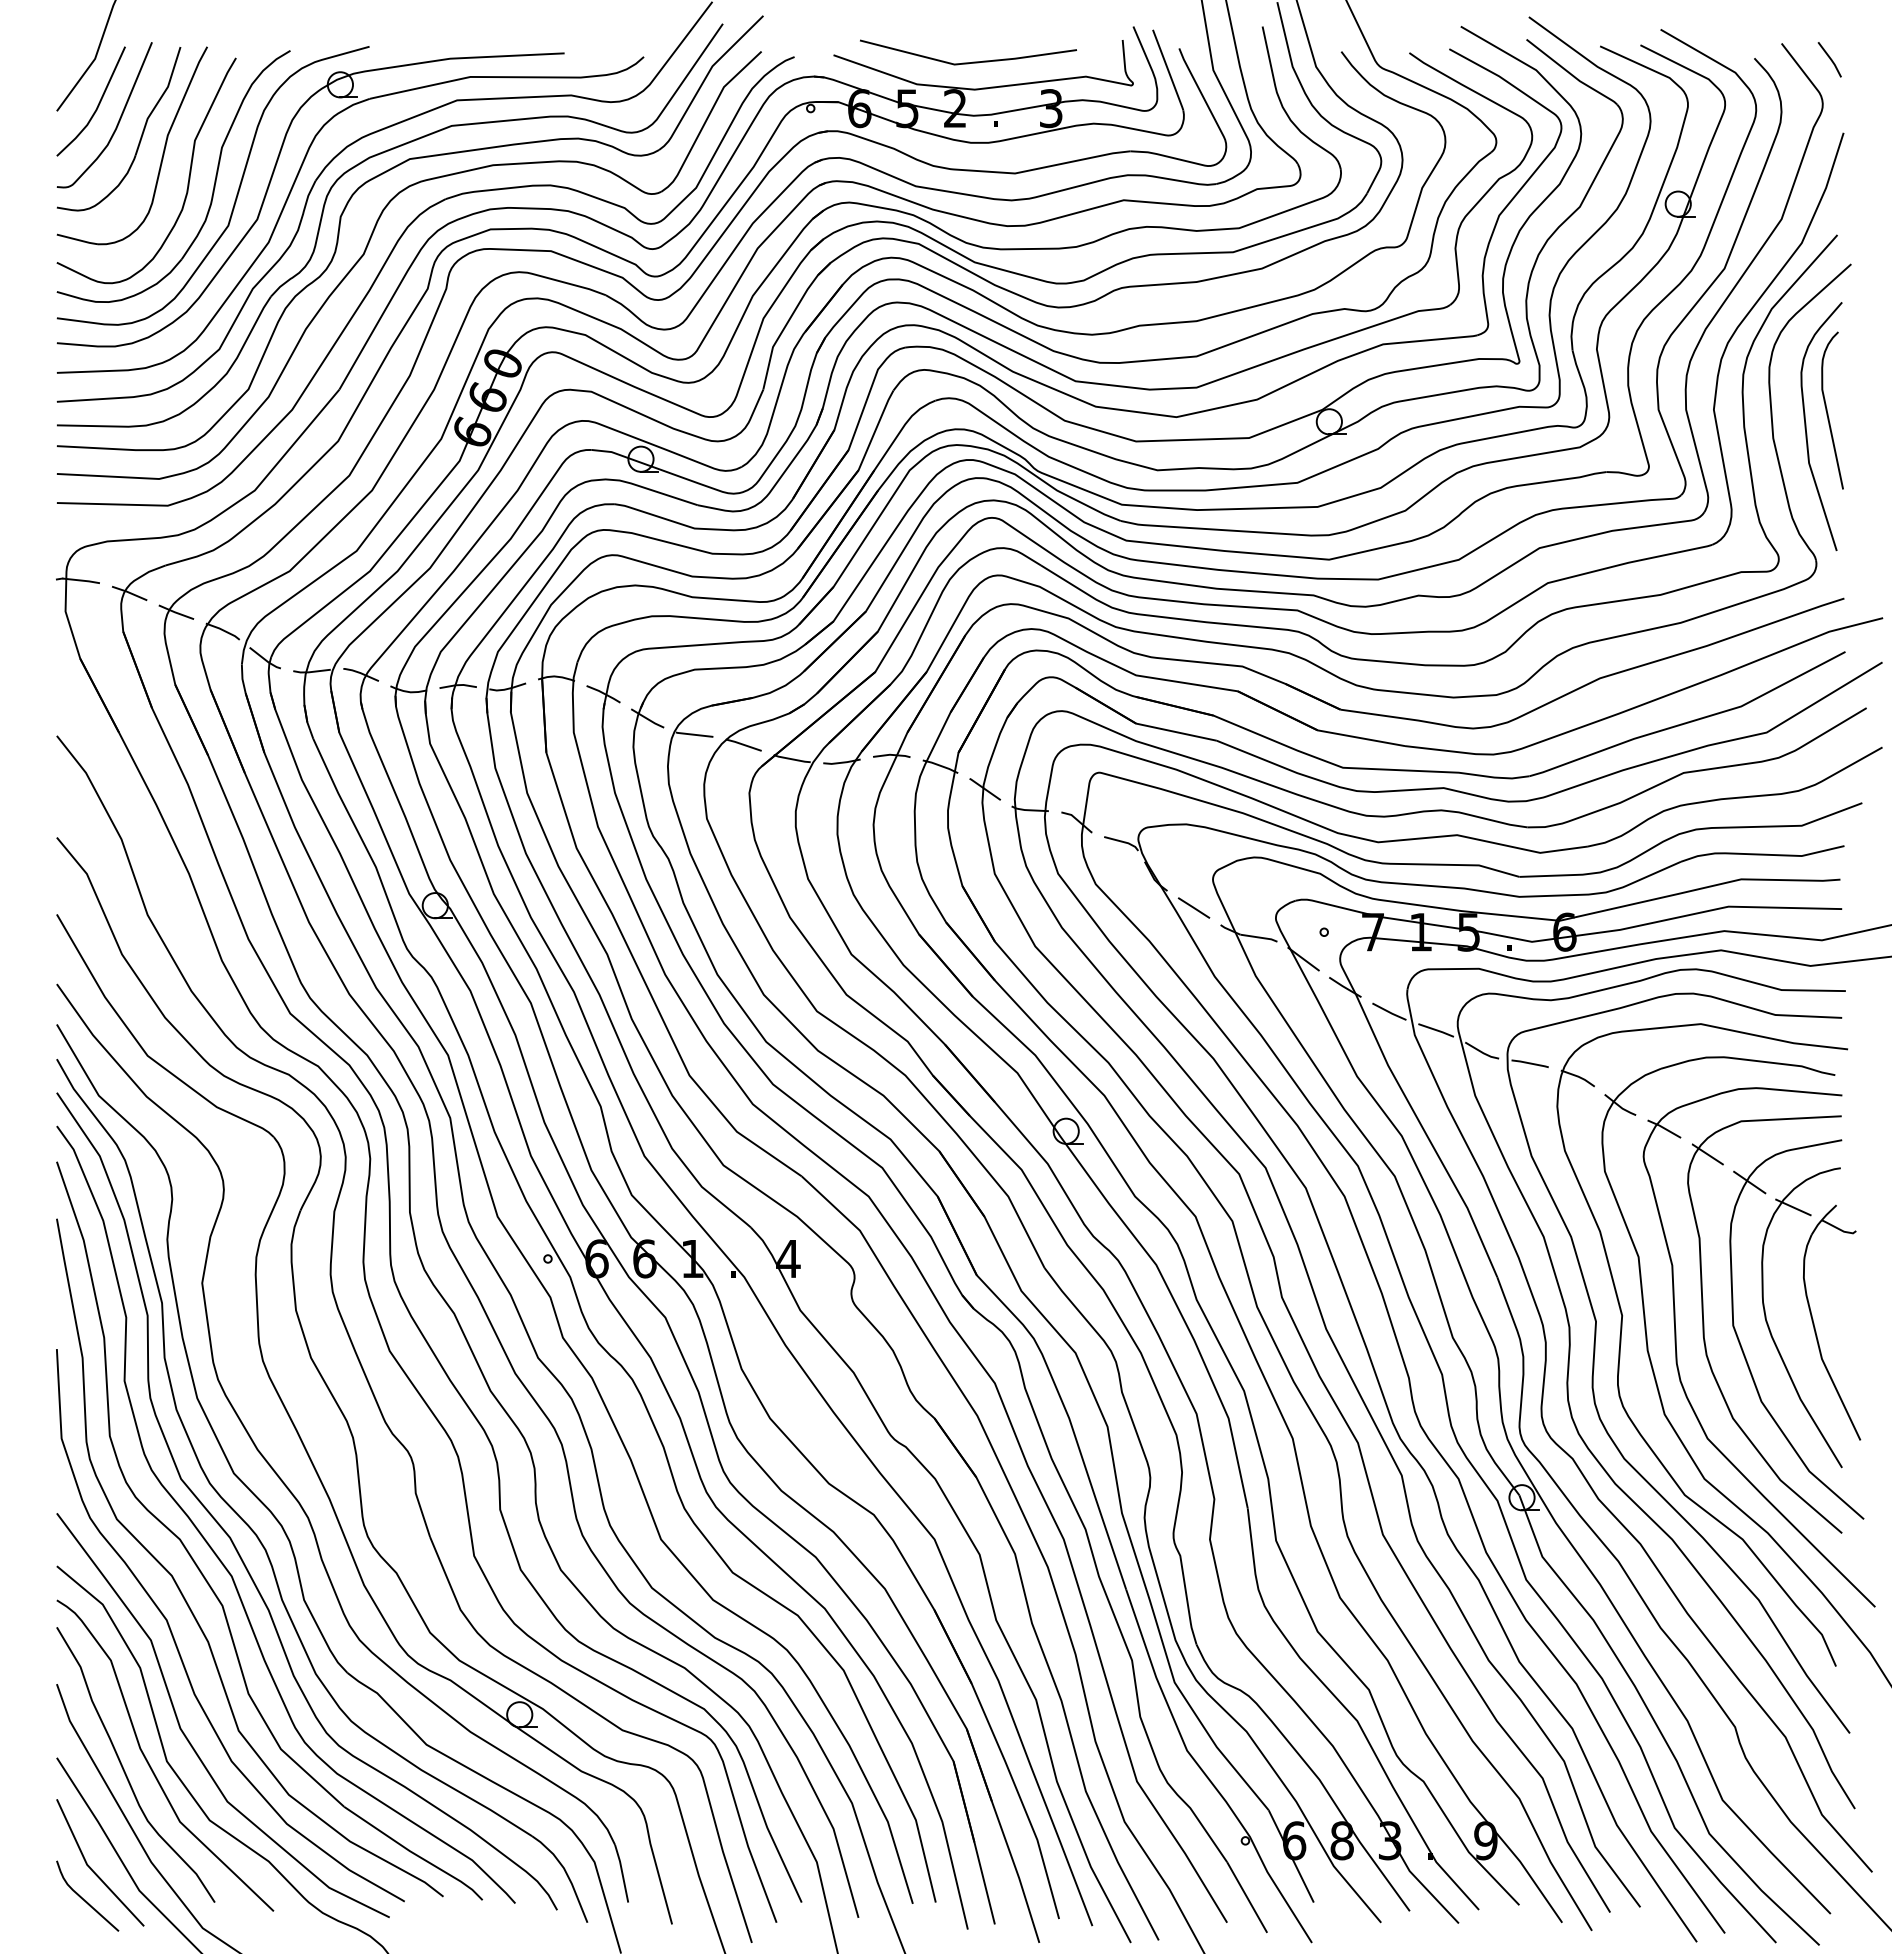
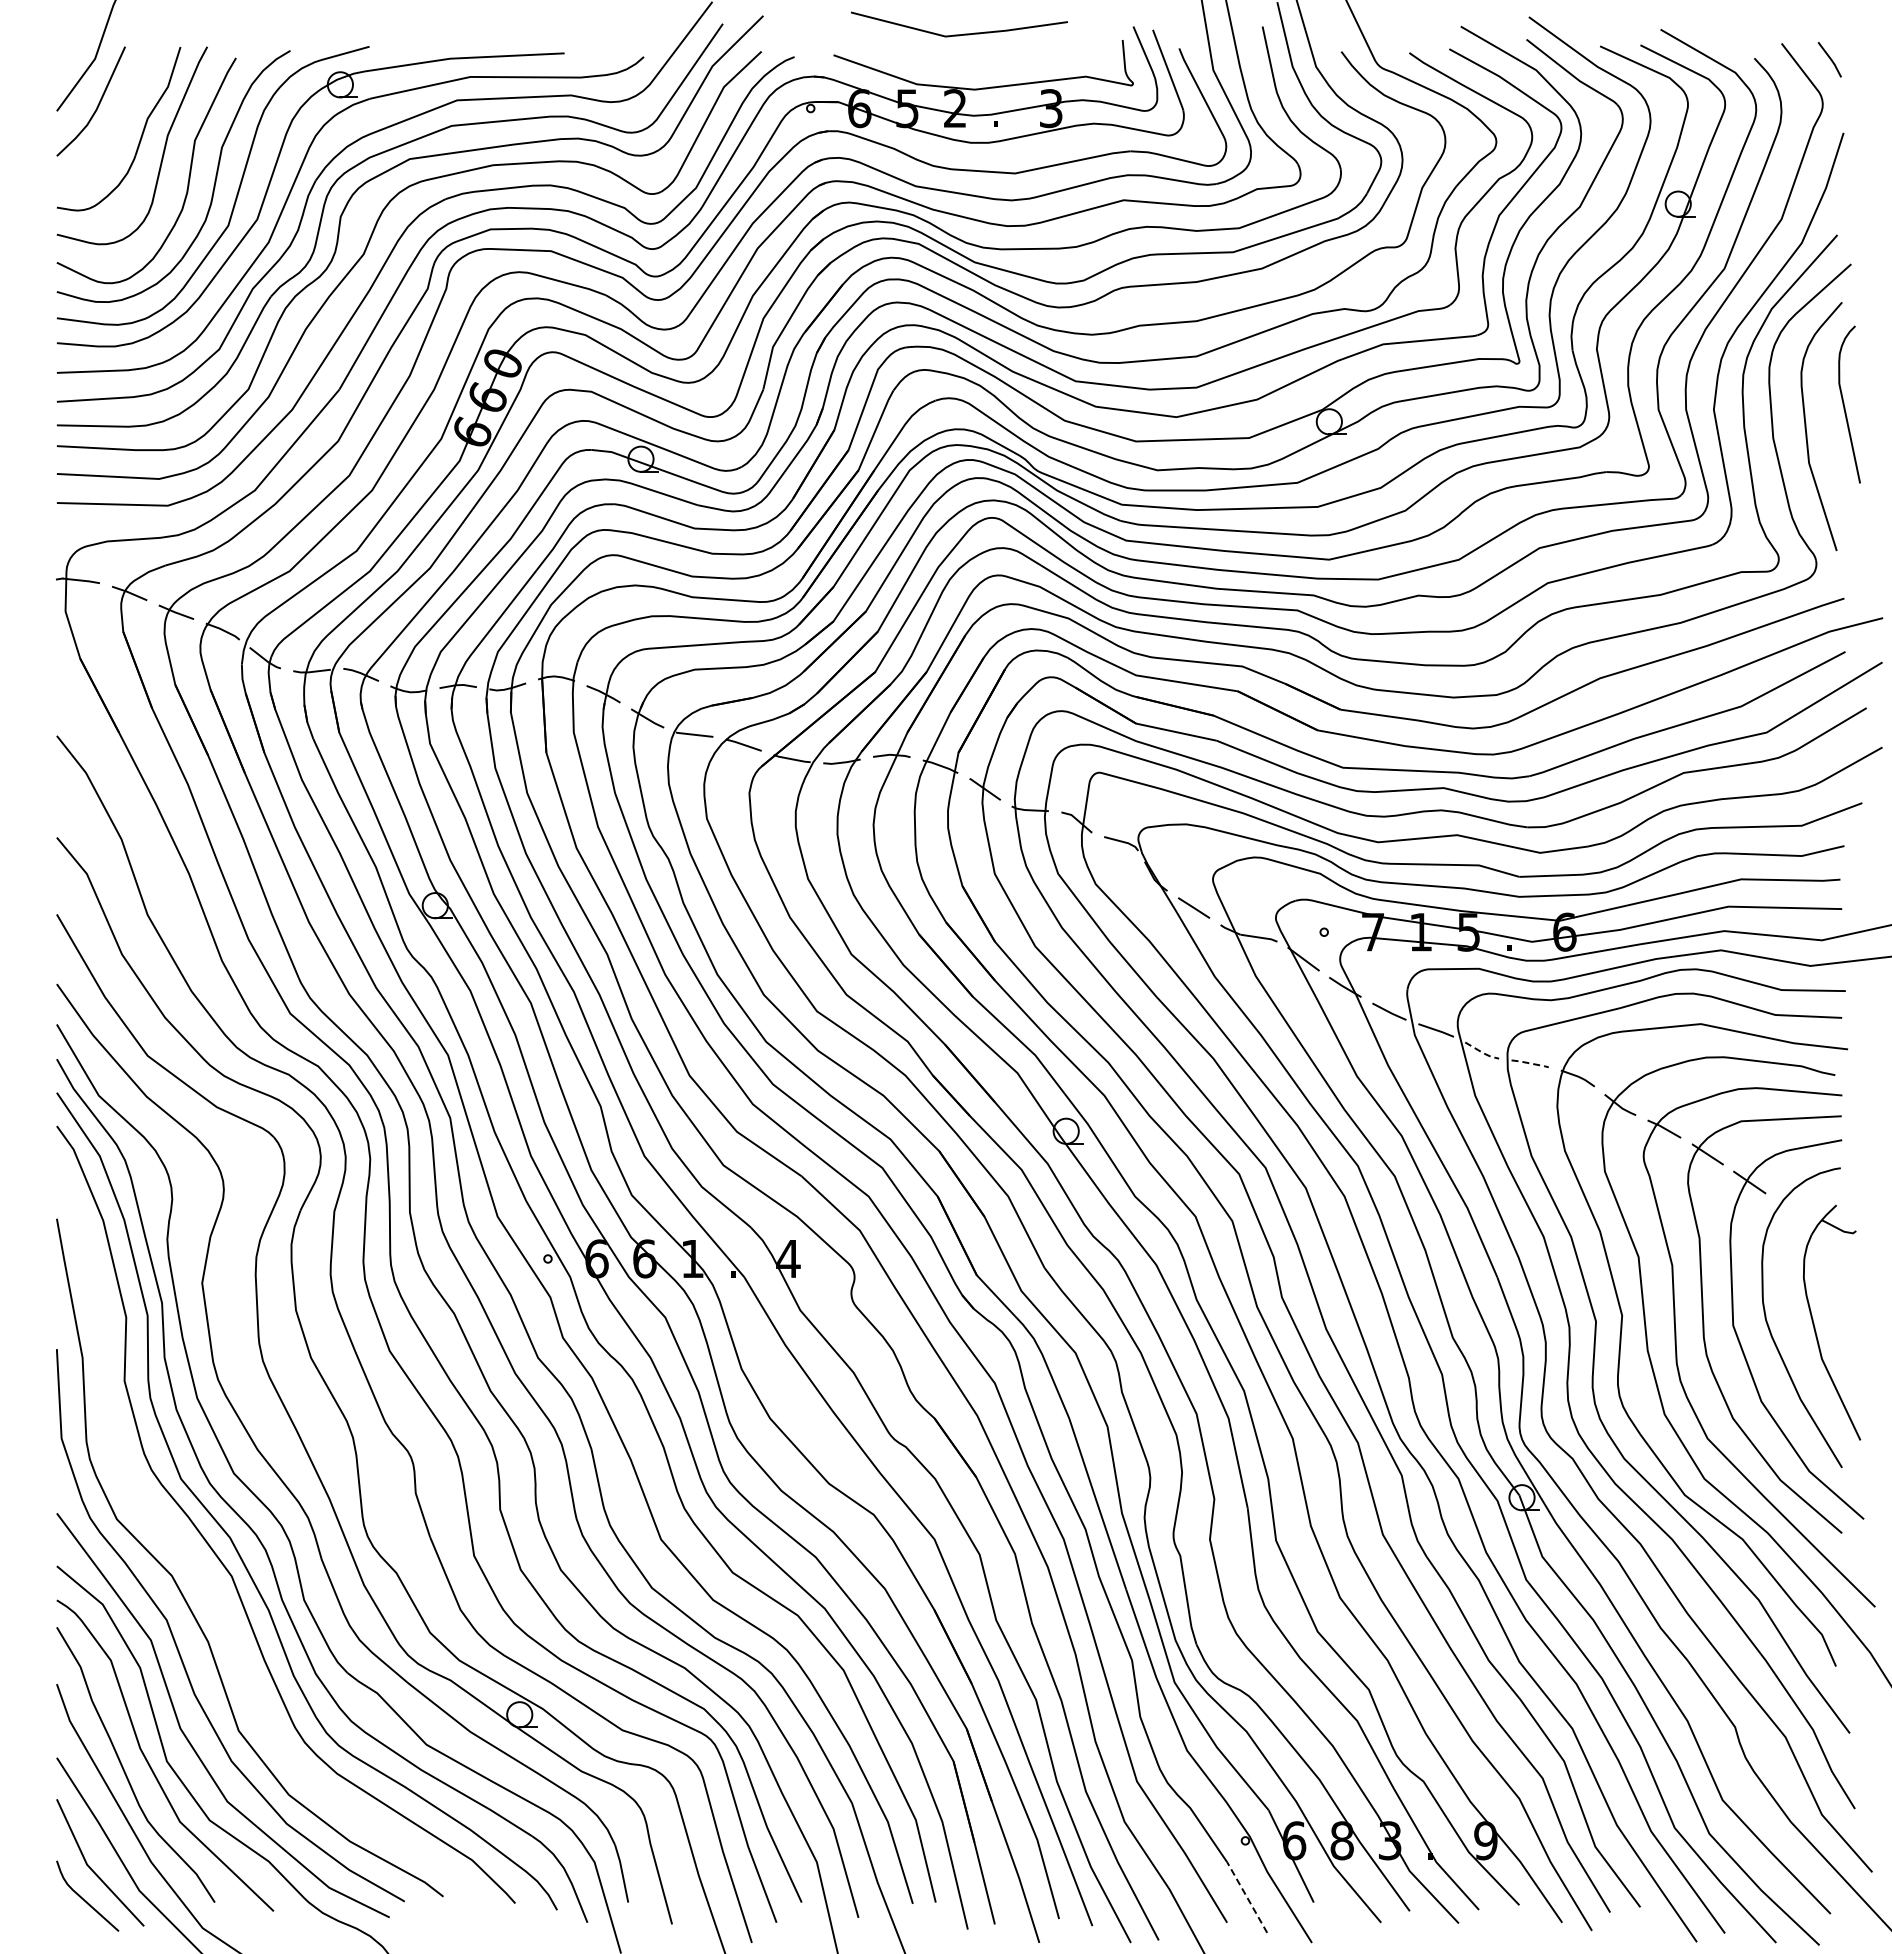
line position: (972, 61) -> (963, 33) (963, 33)
curve: present -> none (117, 122)
curve position: (1827, 410) -> (1844, 404) (1844, 404)
line: solid -> dashed (1482, 1052)
line: solid -> dashed (1530, 1063)
line: present -> none (1793, 1207)
part: present -> none (204, 1575)
line: solid -> dashed (1247, 1897)
